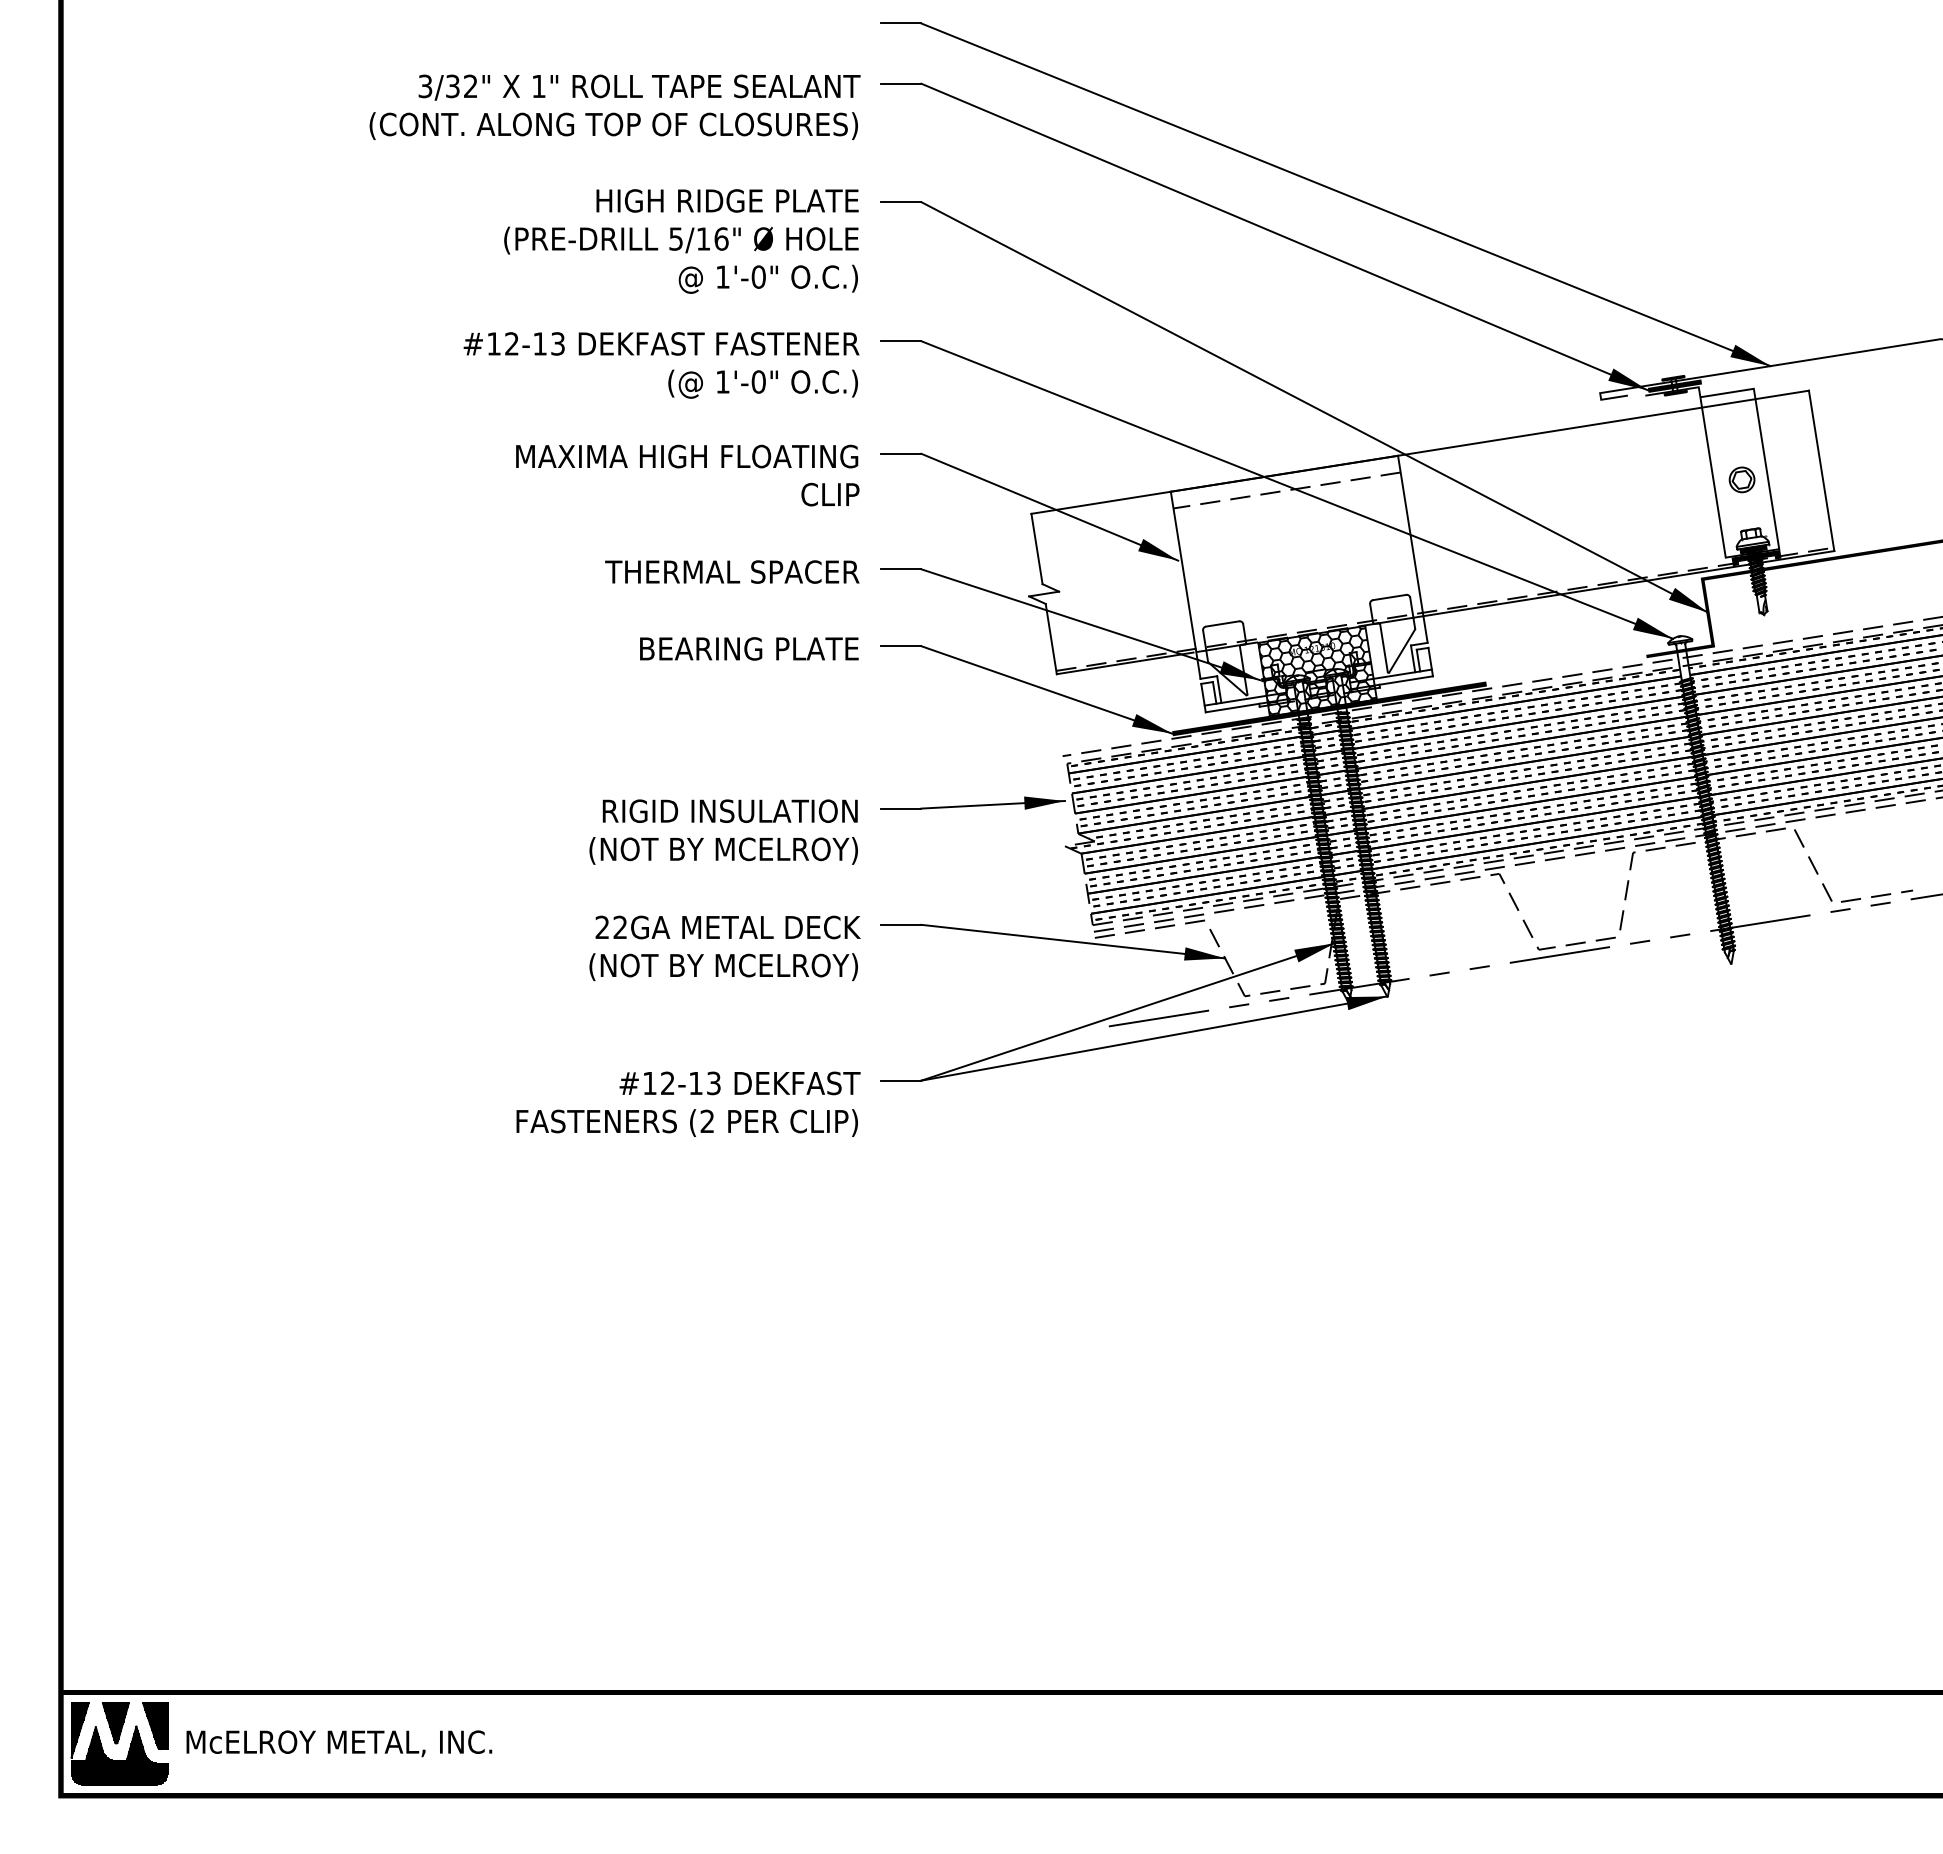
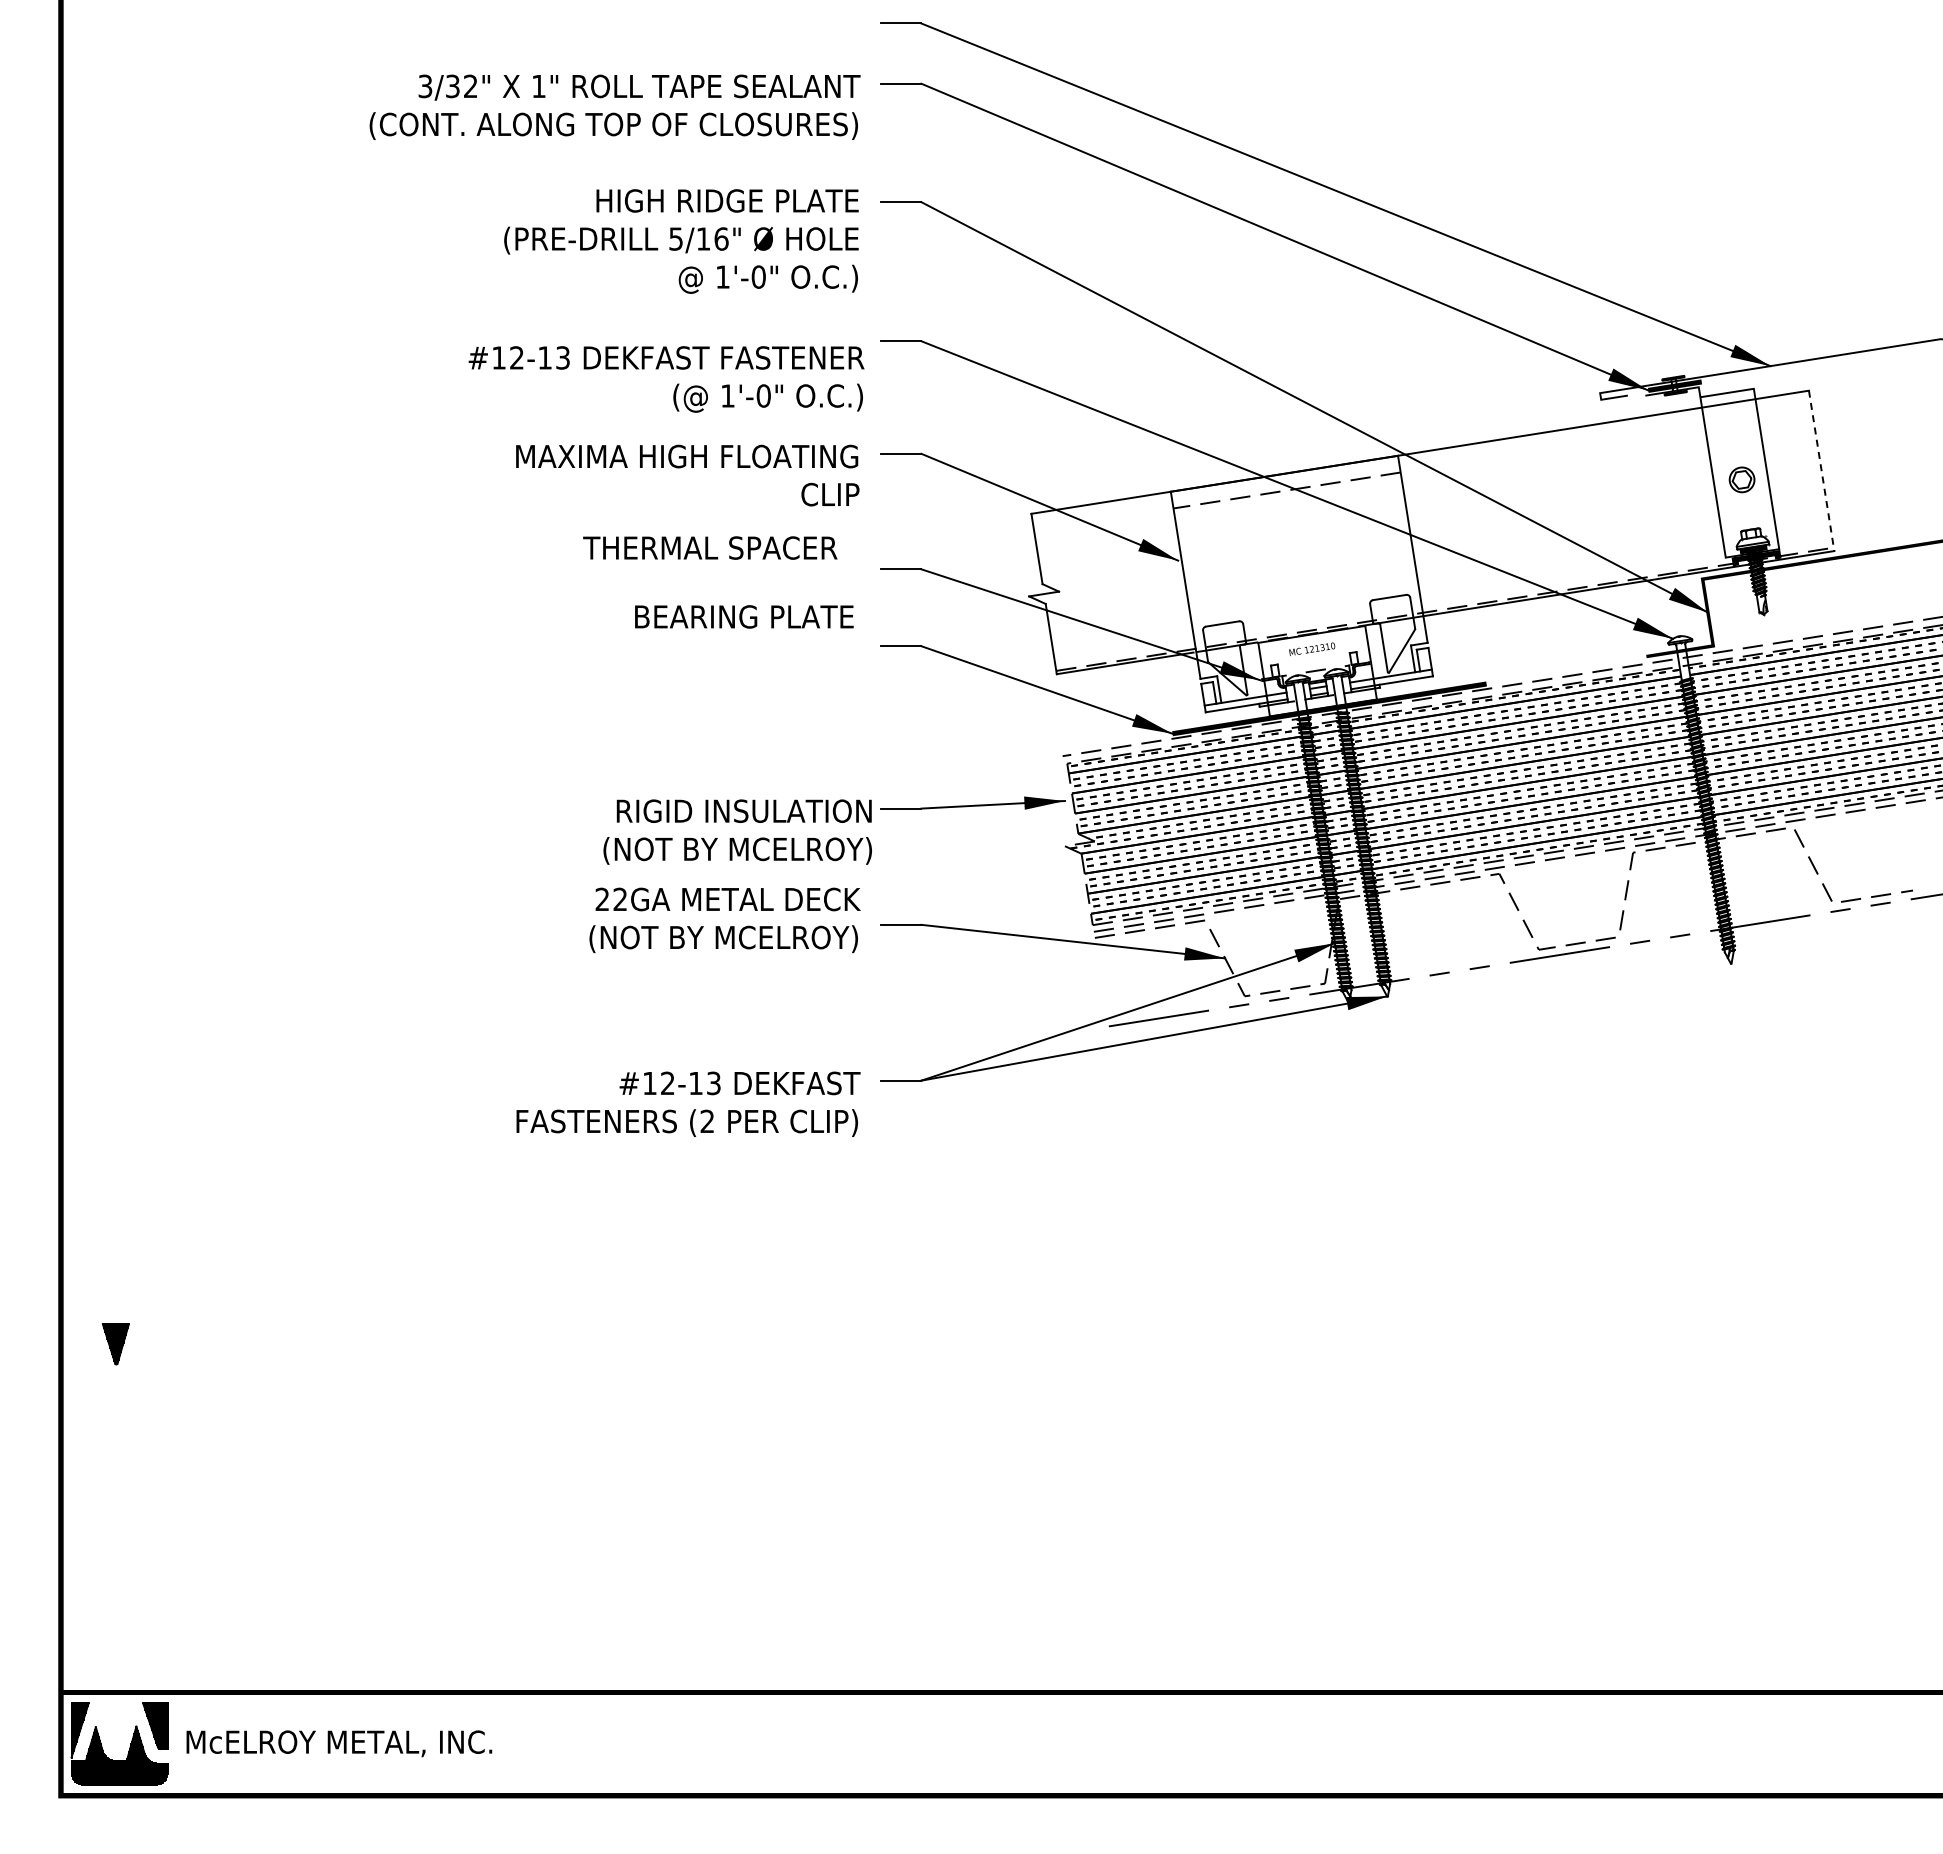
text position: (661, 365) -> (666, 379) (666, 379)
line: solid -> dashed (1821, 471)
text position: (732, 571) -> (710, 547) (710, 547)
text position: (749, 648) -> (744, 616) (744, 616)
hatch: present -> none (1317, 671)
text position: (723, 831) -> (737, 831) (737, 831)
text position: (724, 948) -> (724, 920) (724, 920)
part position: (115, 1723) -> (115, 1344) (115, 1344)
